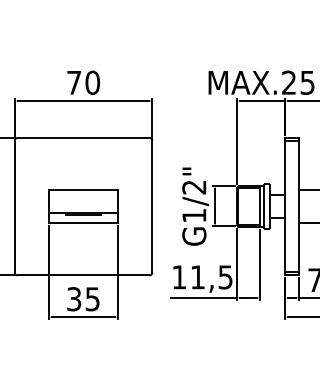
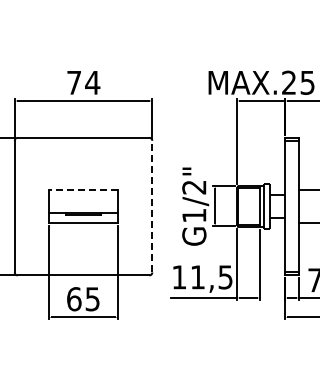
text: 70 -> 74 (92, 82)
line: solid -> dashed (83, 190)
line: solid -> dashed (152, 206)
text: 35 -> 65 (74, 299)
